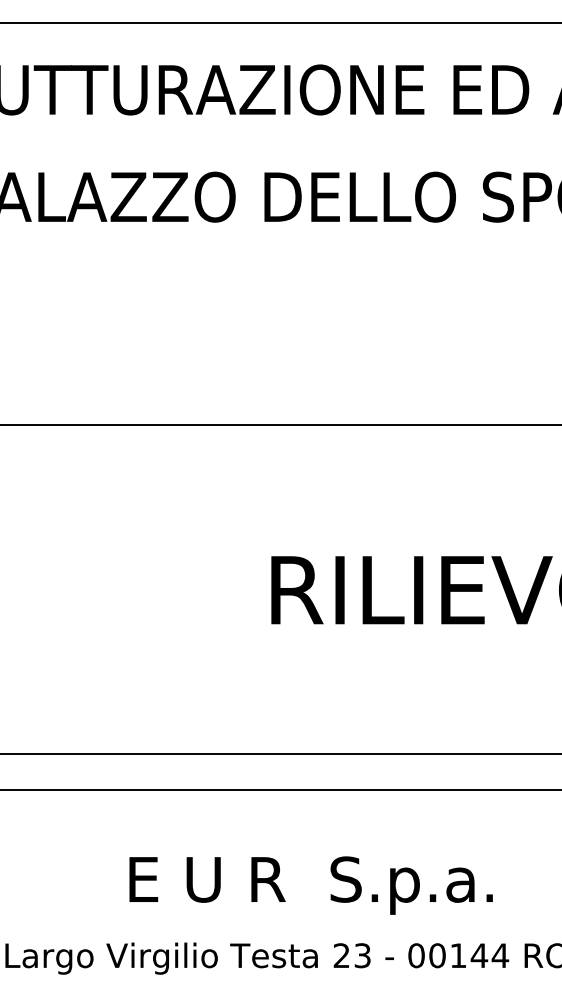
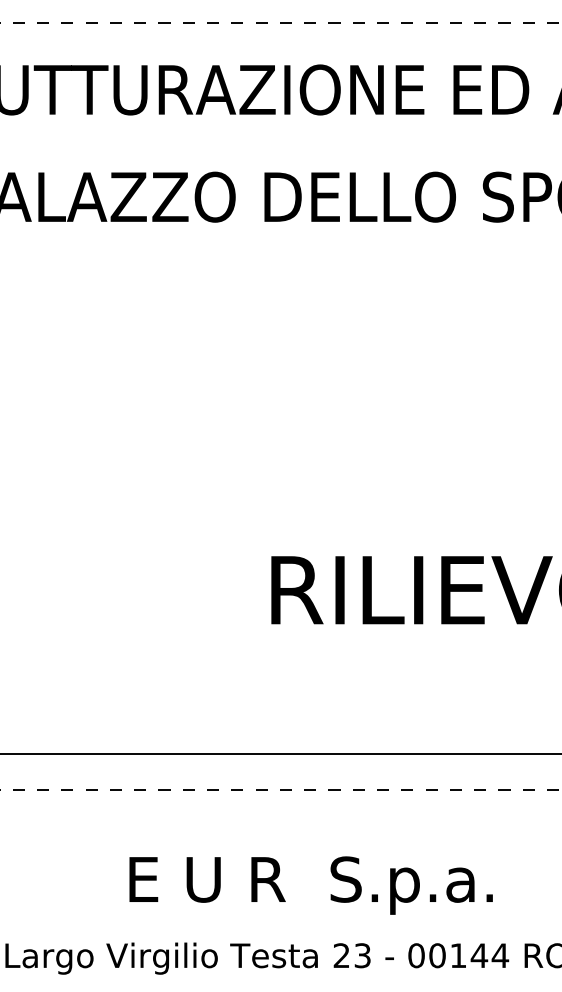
line: solid -> dashed (281, 23)
line: present -> none (280, 425)
line: solid -> dashed (281, 790)
